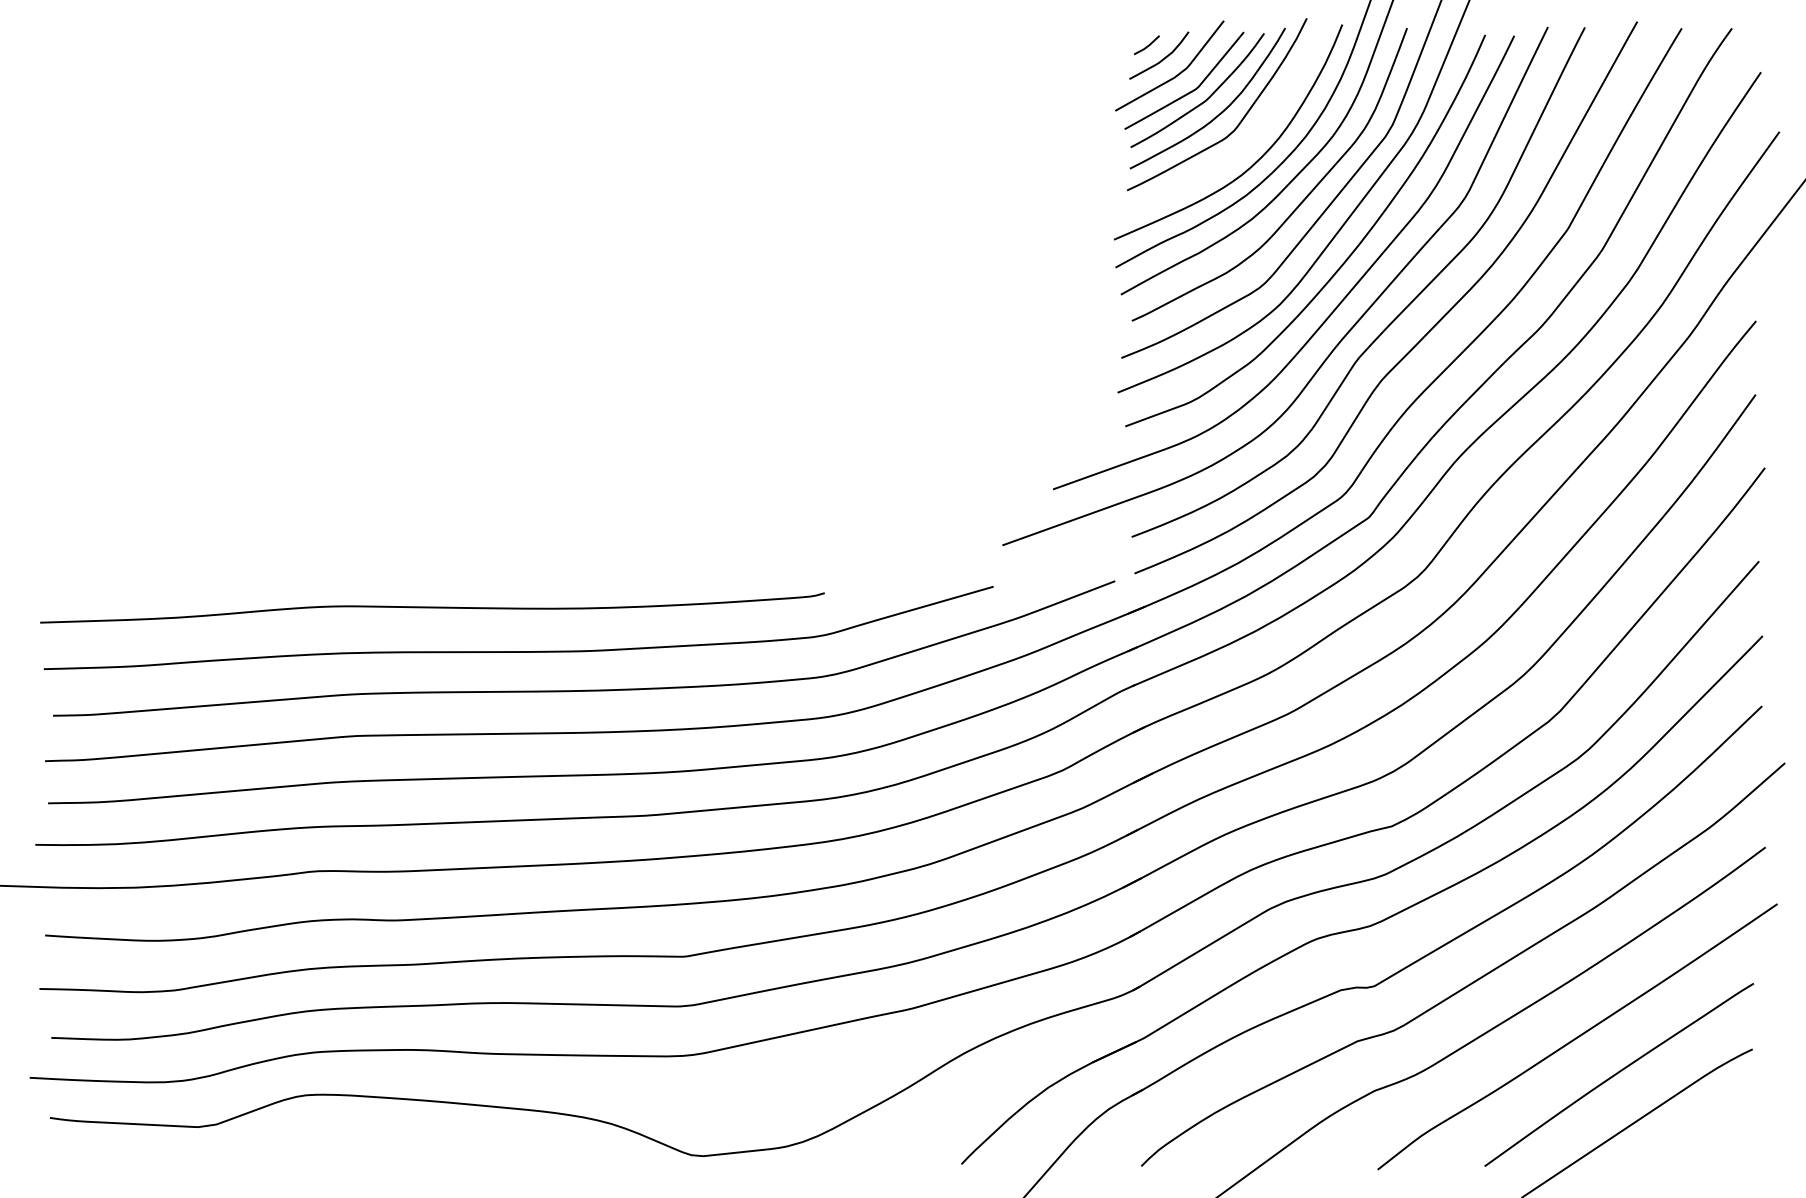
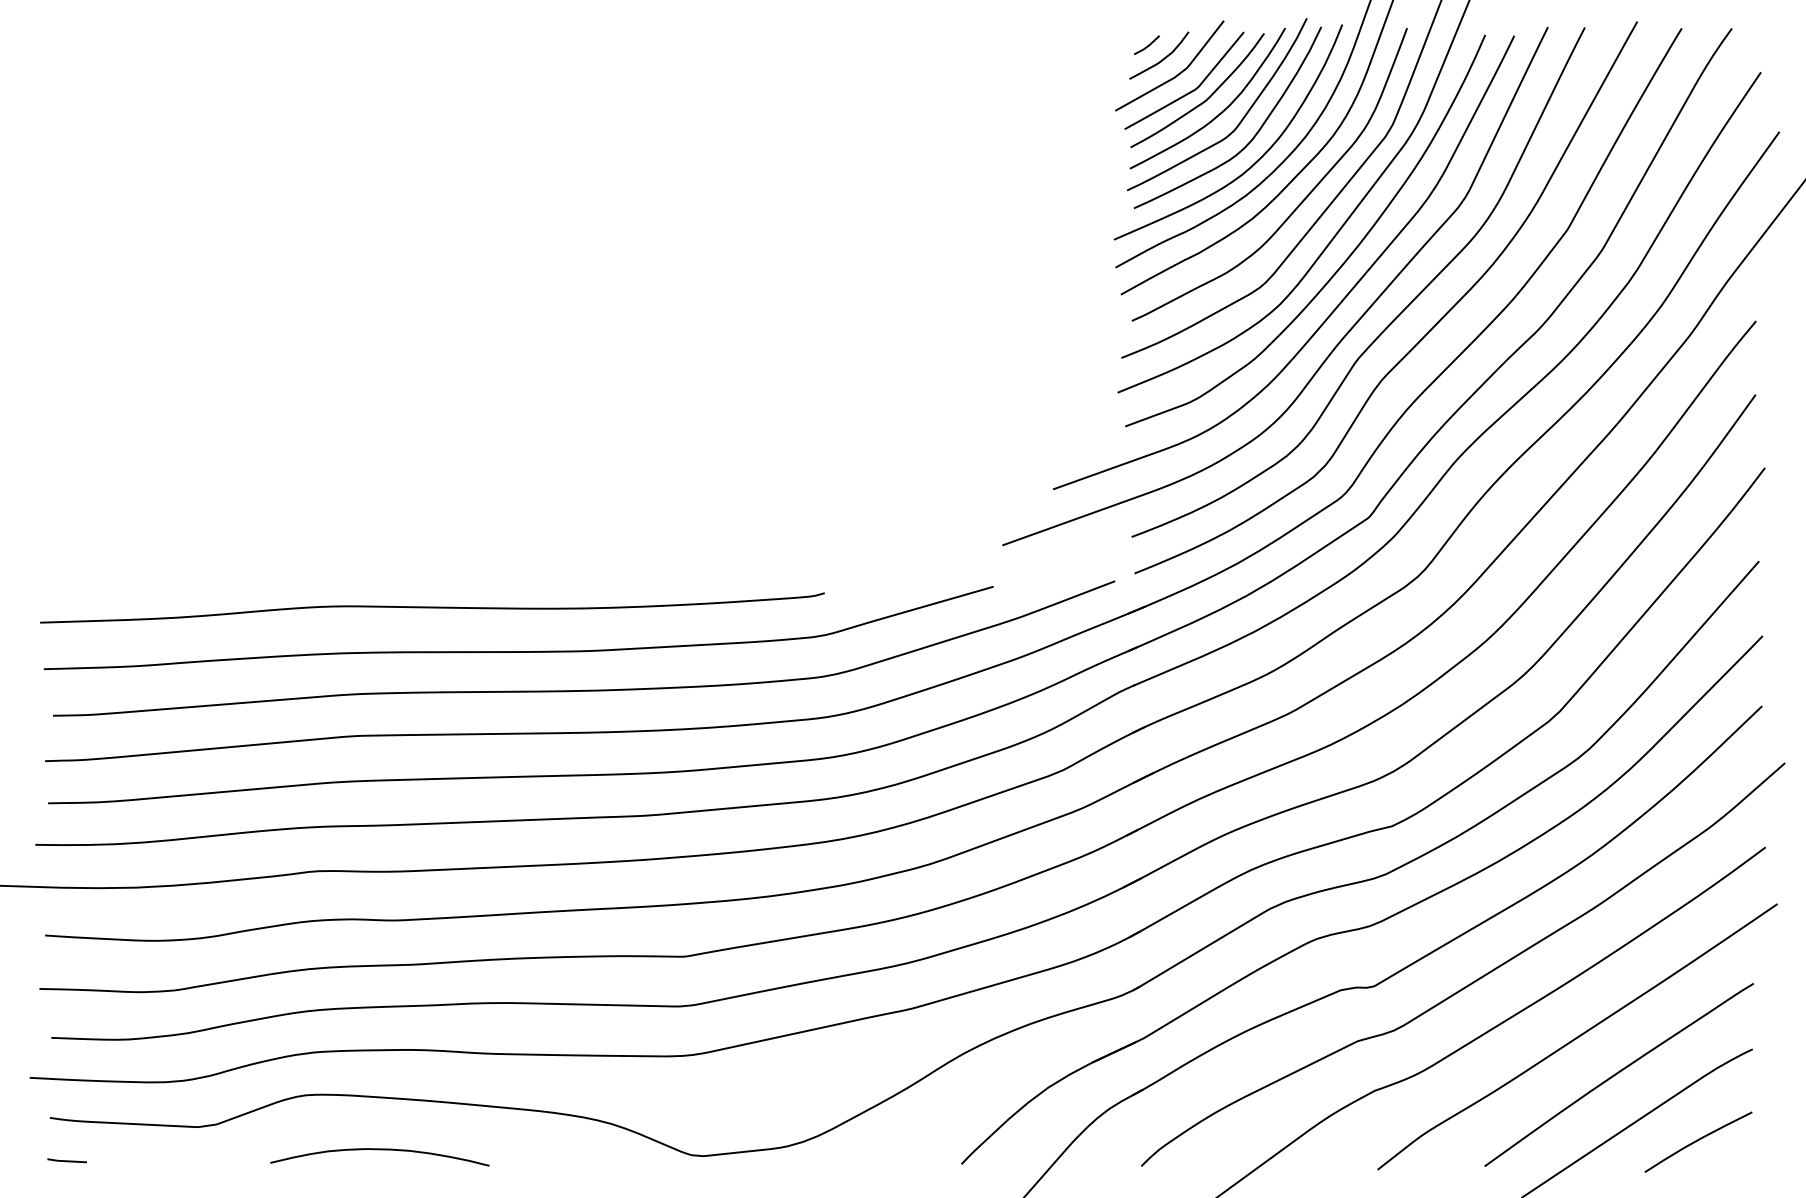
curve: none -> present (1252, 137)
curve: none -> present (1698, 1140)
curve: none -> present (379, 1150)
line: none -> present (66, 1160)
